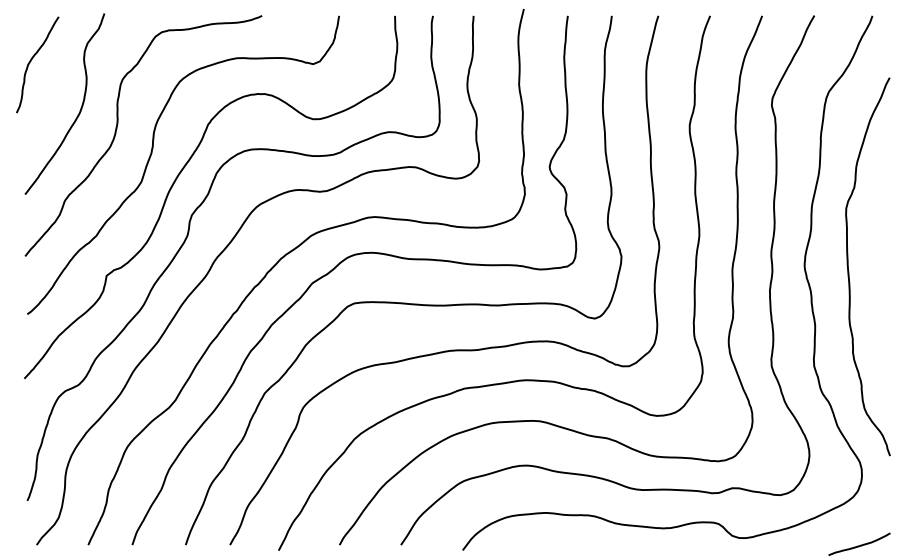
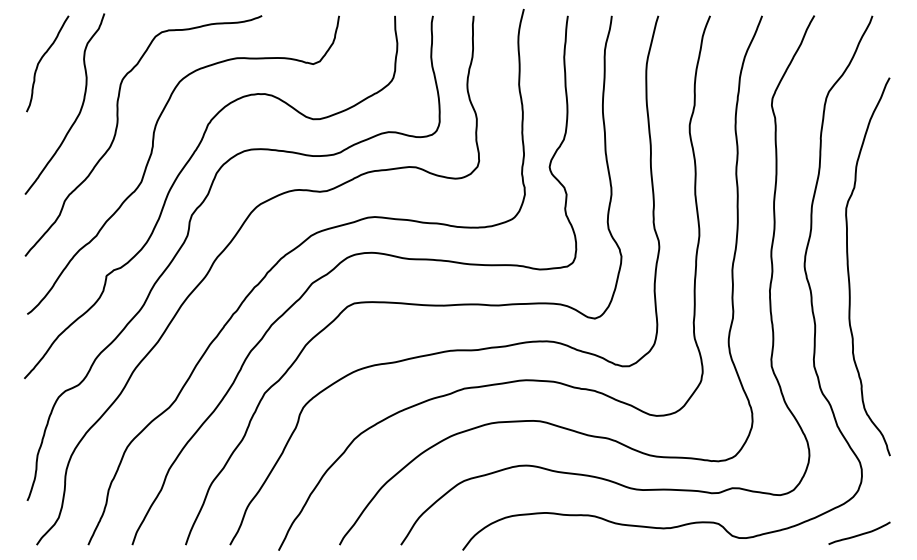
curve position: (31, 61) -> (41, 60) (41, 60)
curve position: (860, 544) -> (860, 533) (860, 533)
